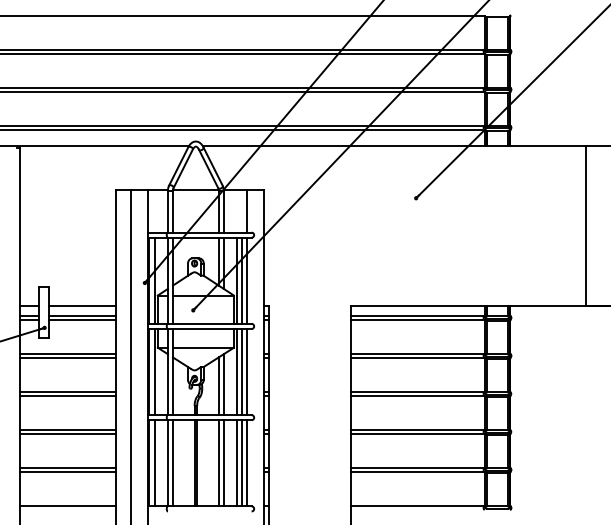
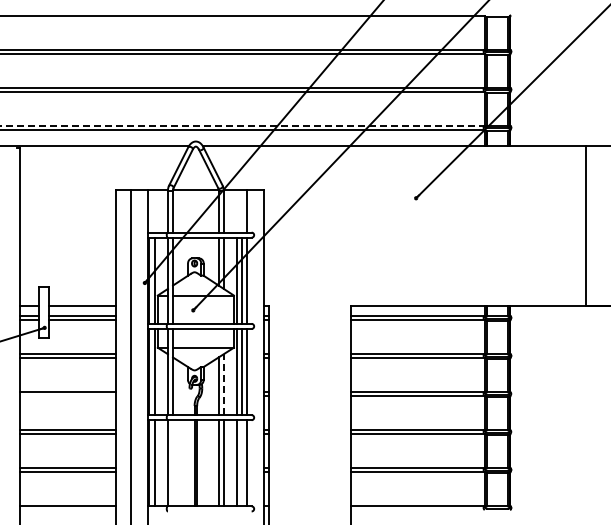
line: solid -> dashed (242, 125)
line: solid -> dashed (223, 384)
line: present -> none (67, 395)
line: present -> none (173, 463)
line: present -> none (242, 463)
